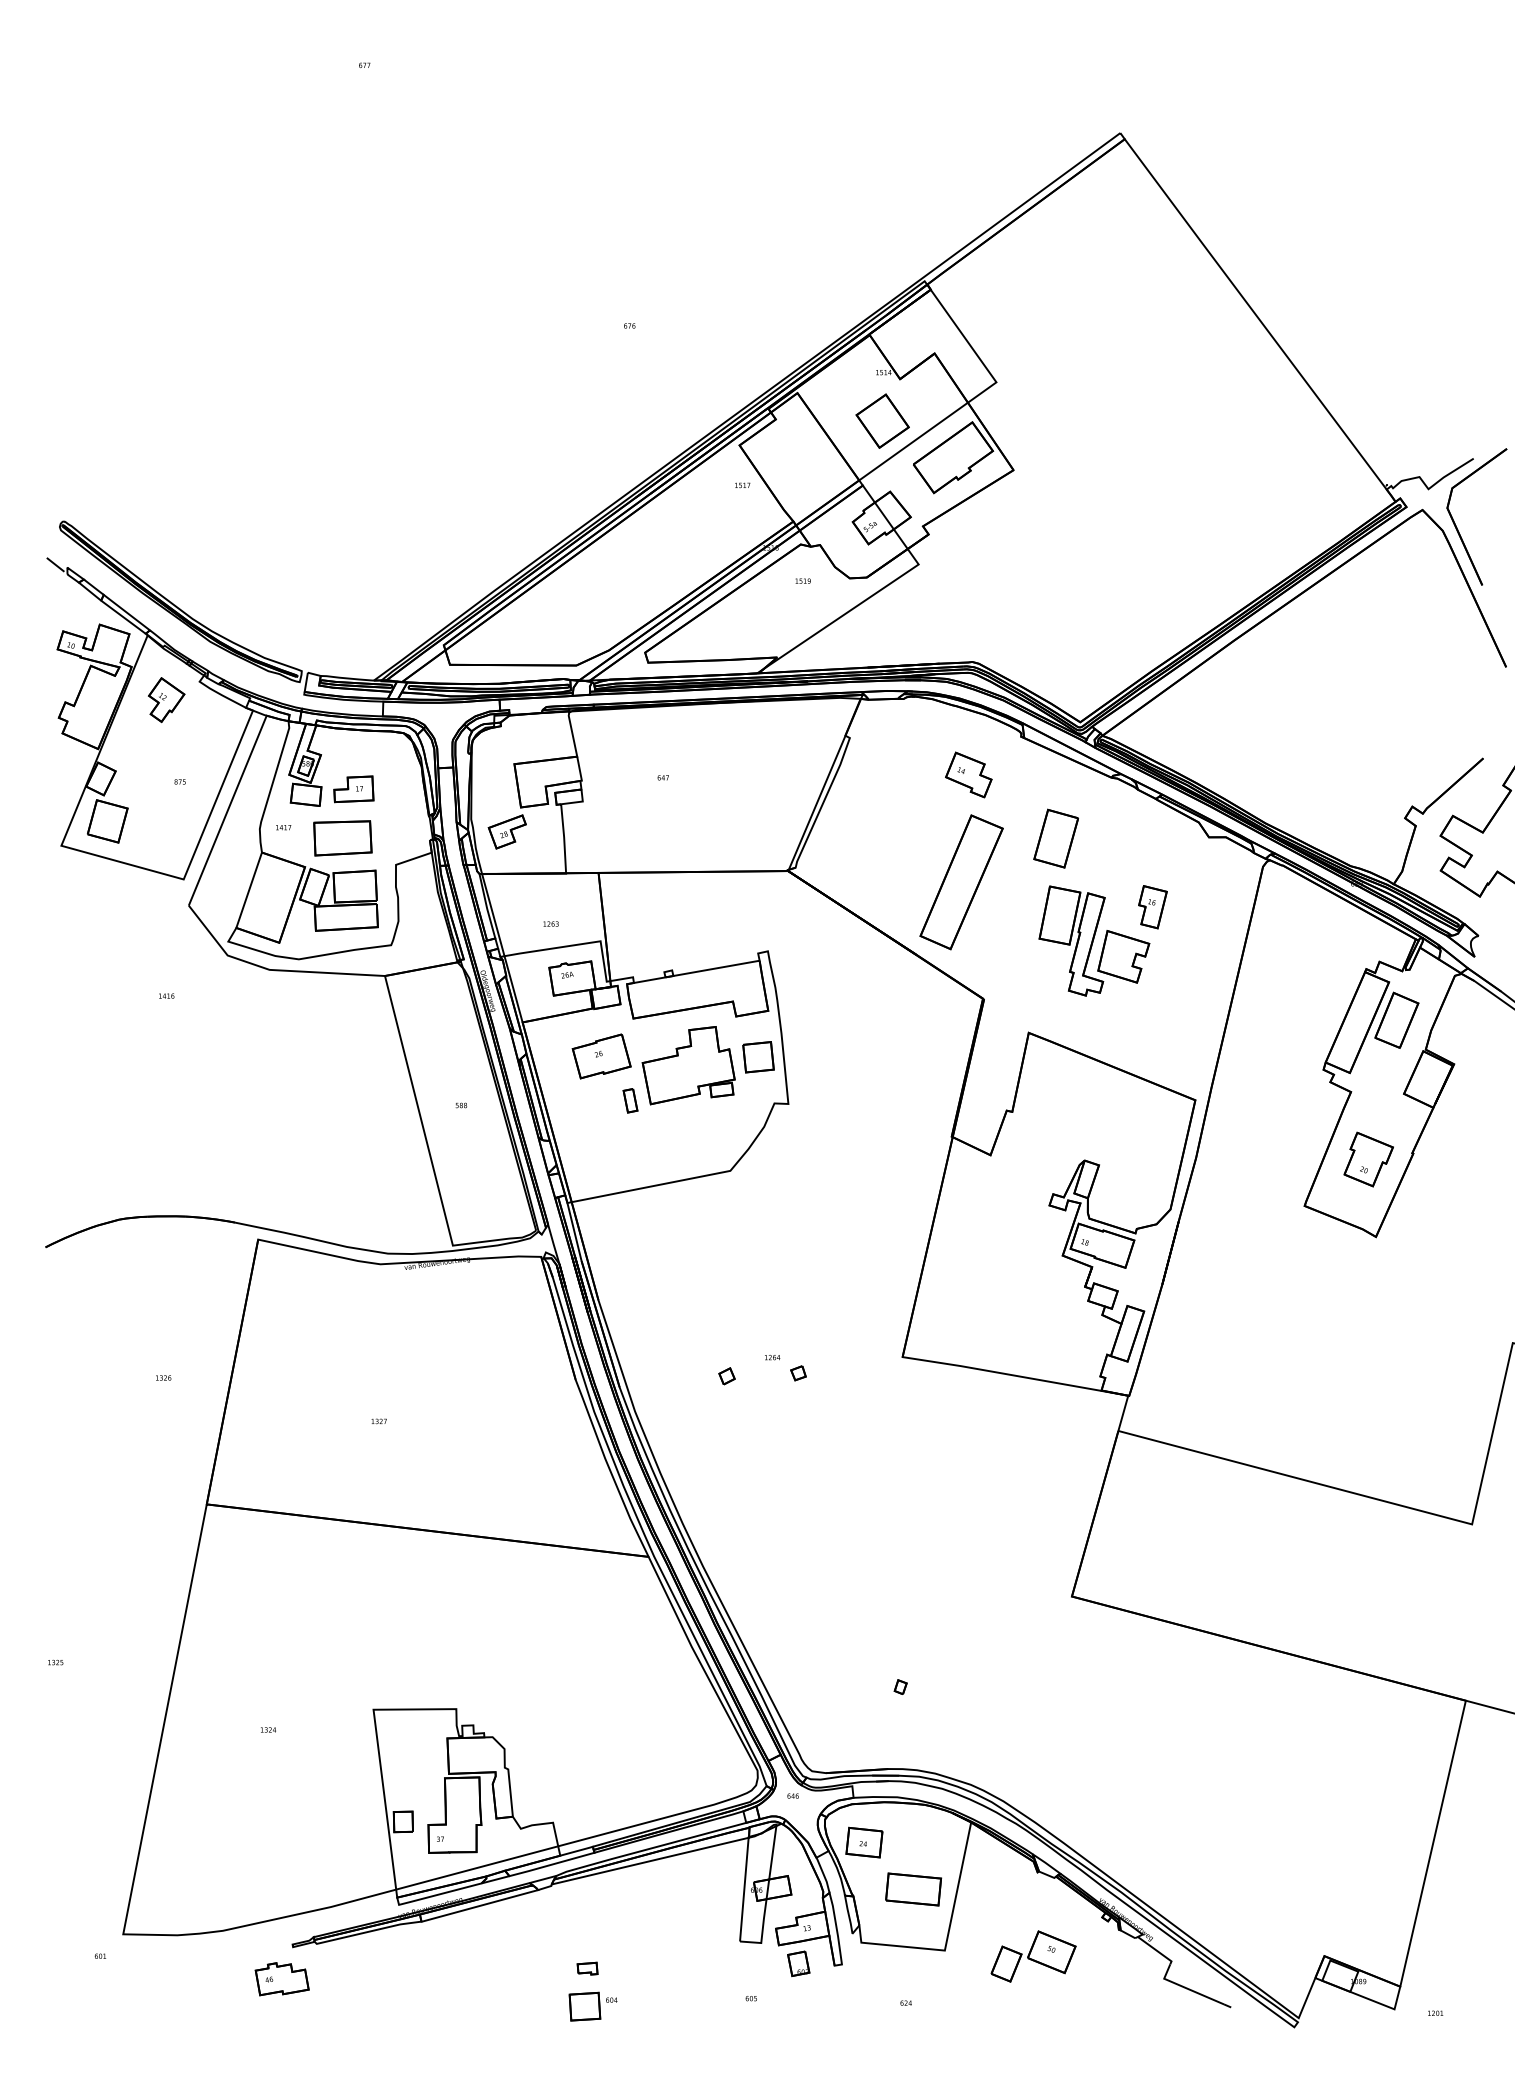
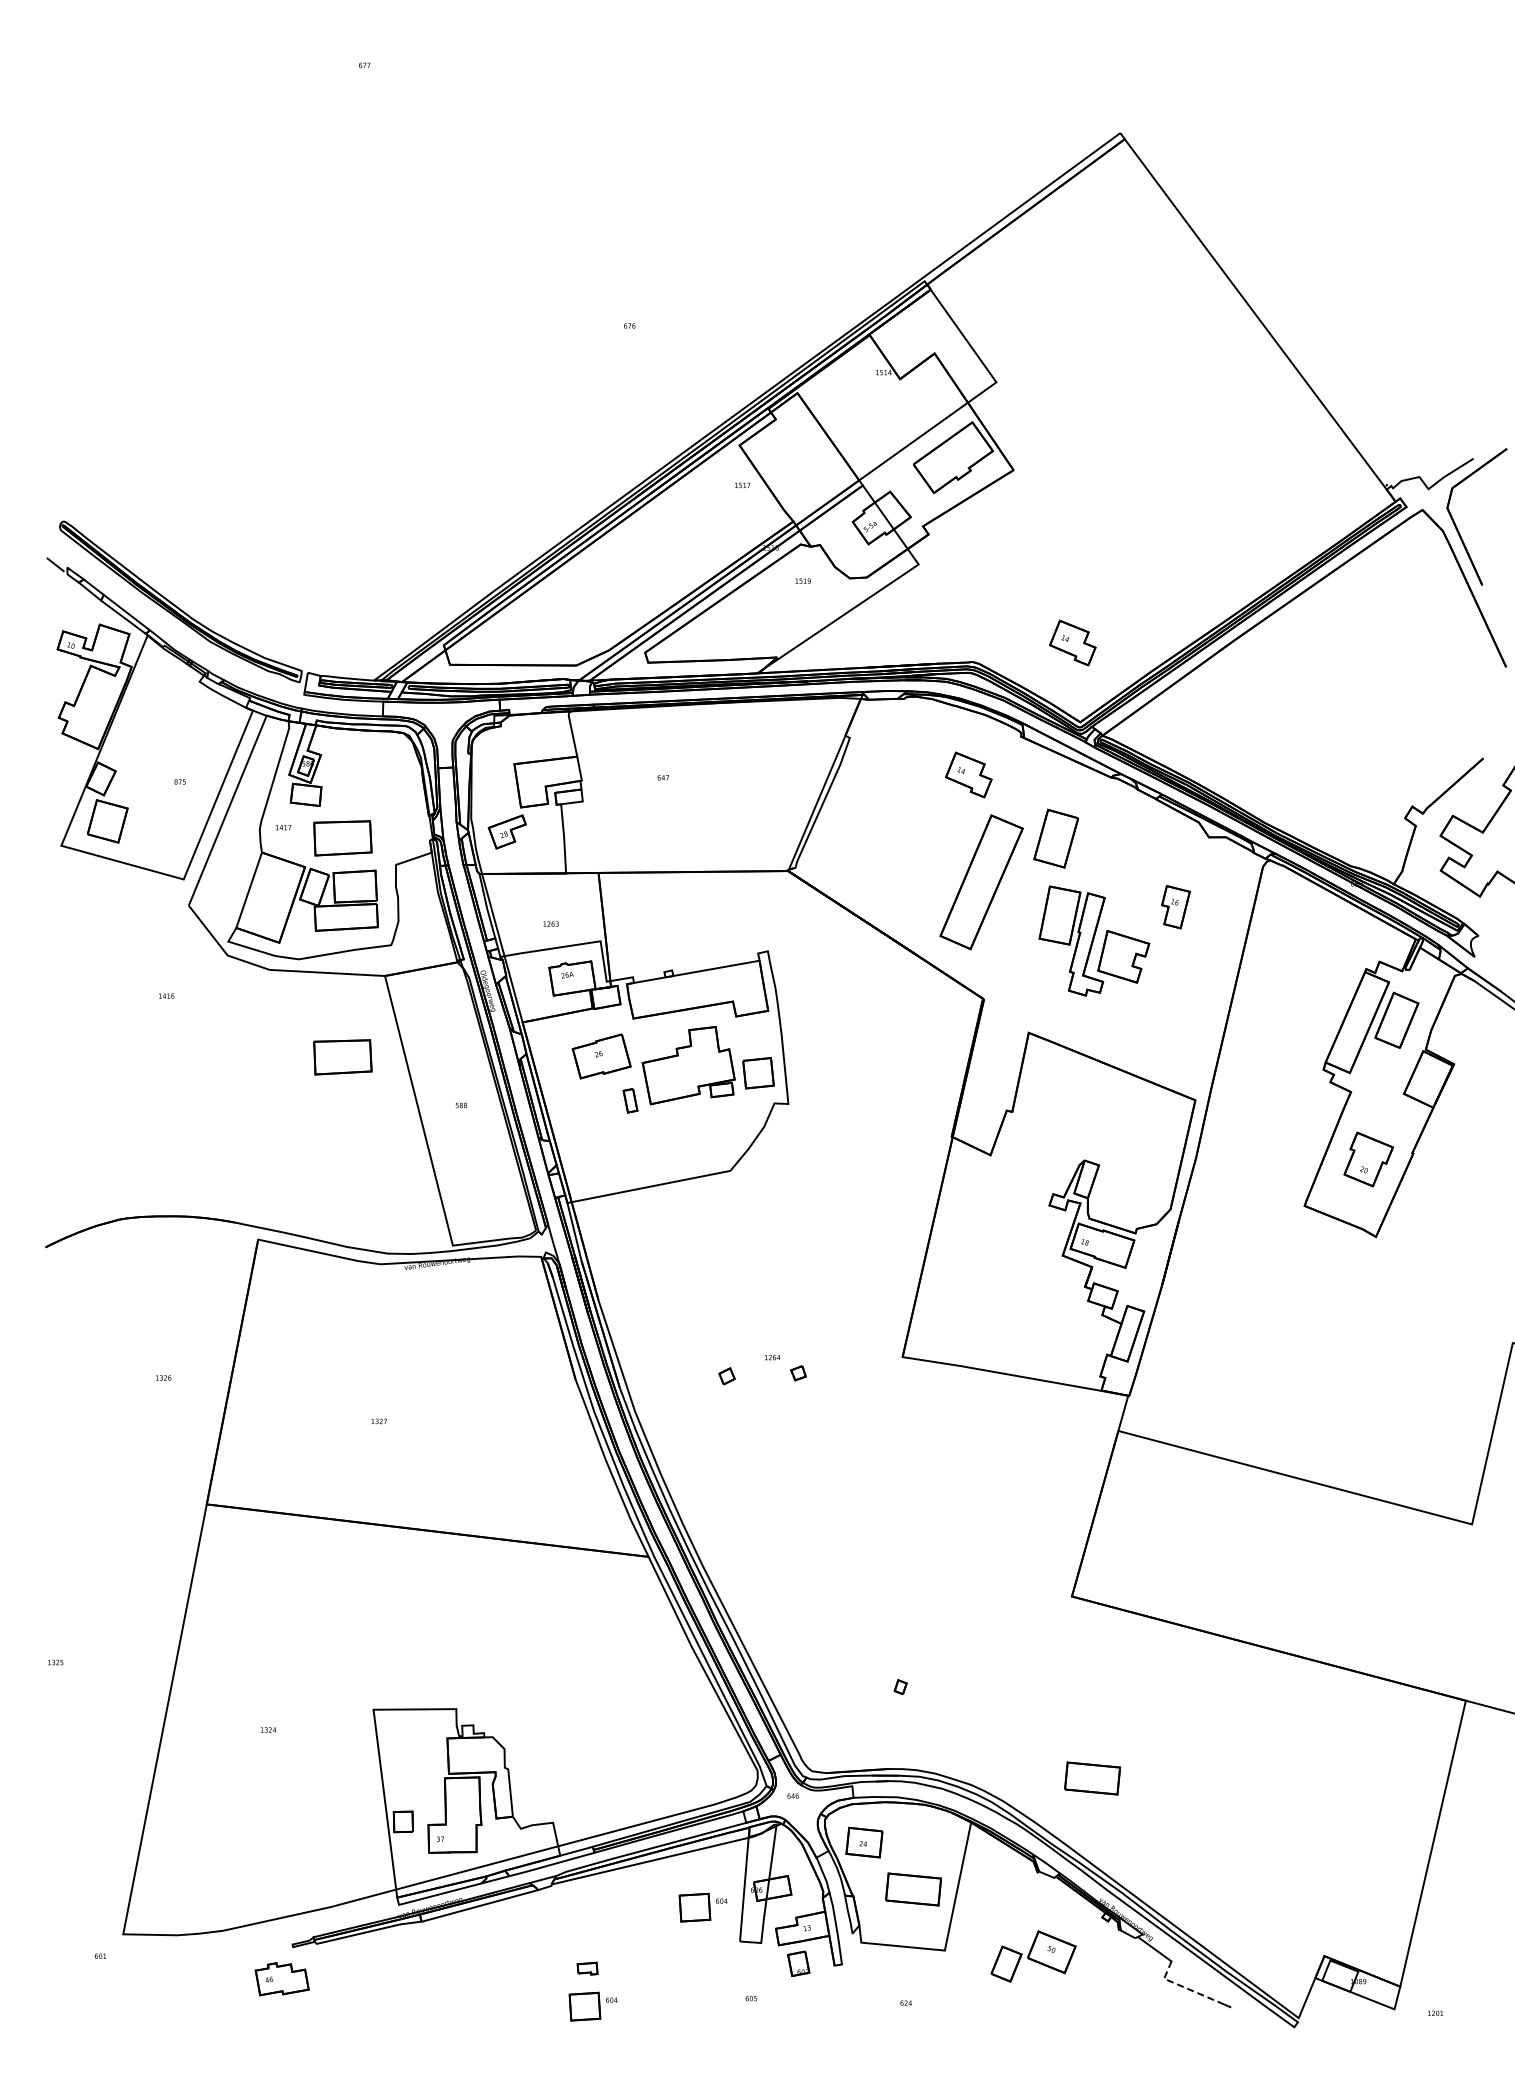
part: present -> none (882, 420)
part: none -> present (1072, 642)
part: present -> none (166, 700)
part: present -> none (353, 789)
part position: (961, 882) -> (981, 882) (981, 882)
part position: (1152, 907) -> (1175, 907) (1175, 907)
part: none -> present (342, 1057)
part position: (758, 1057) -> (758, 1073) (758, 1073)
part: none -> present (1092, 1778)
part: none -> present (702, 1907)
line: solid -> dashed (1185, 1988)
